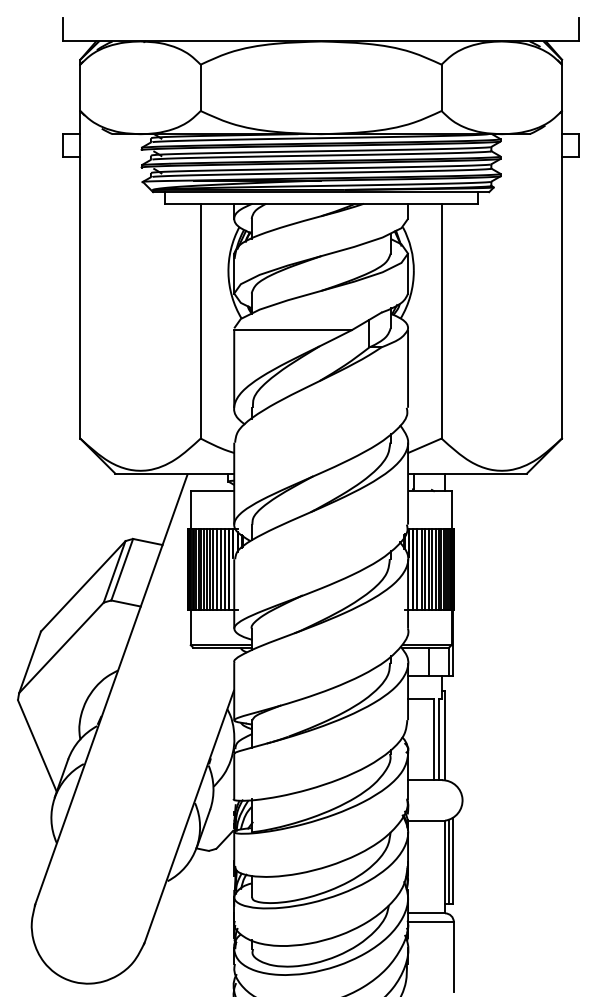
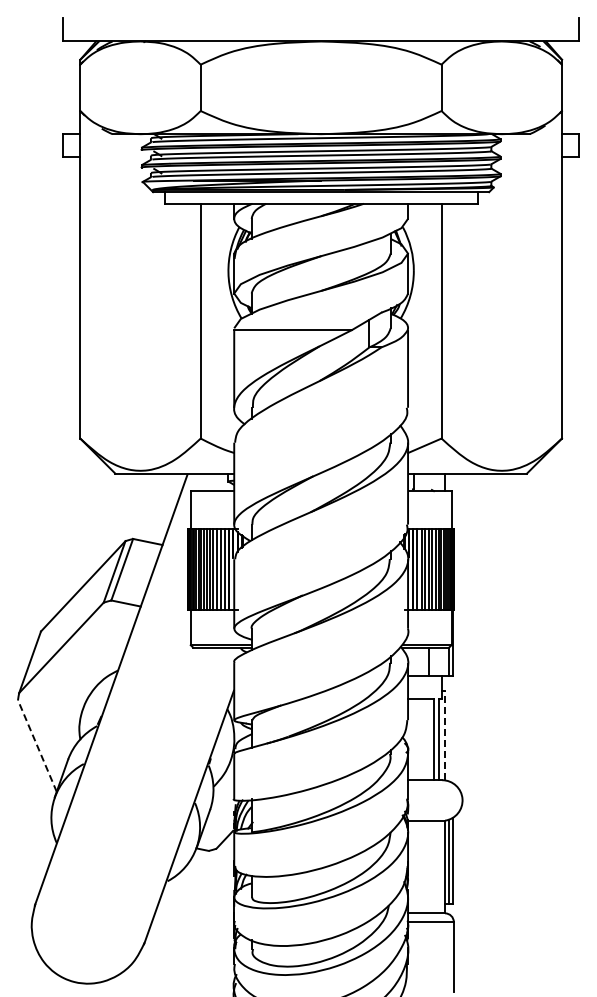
line: solid -> dashed (445, 735)
line: solid -> dashed (37, 746)
